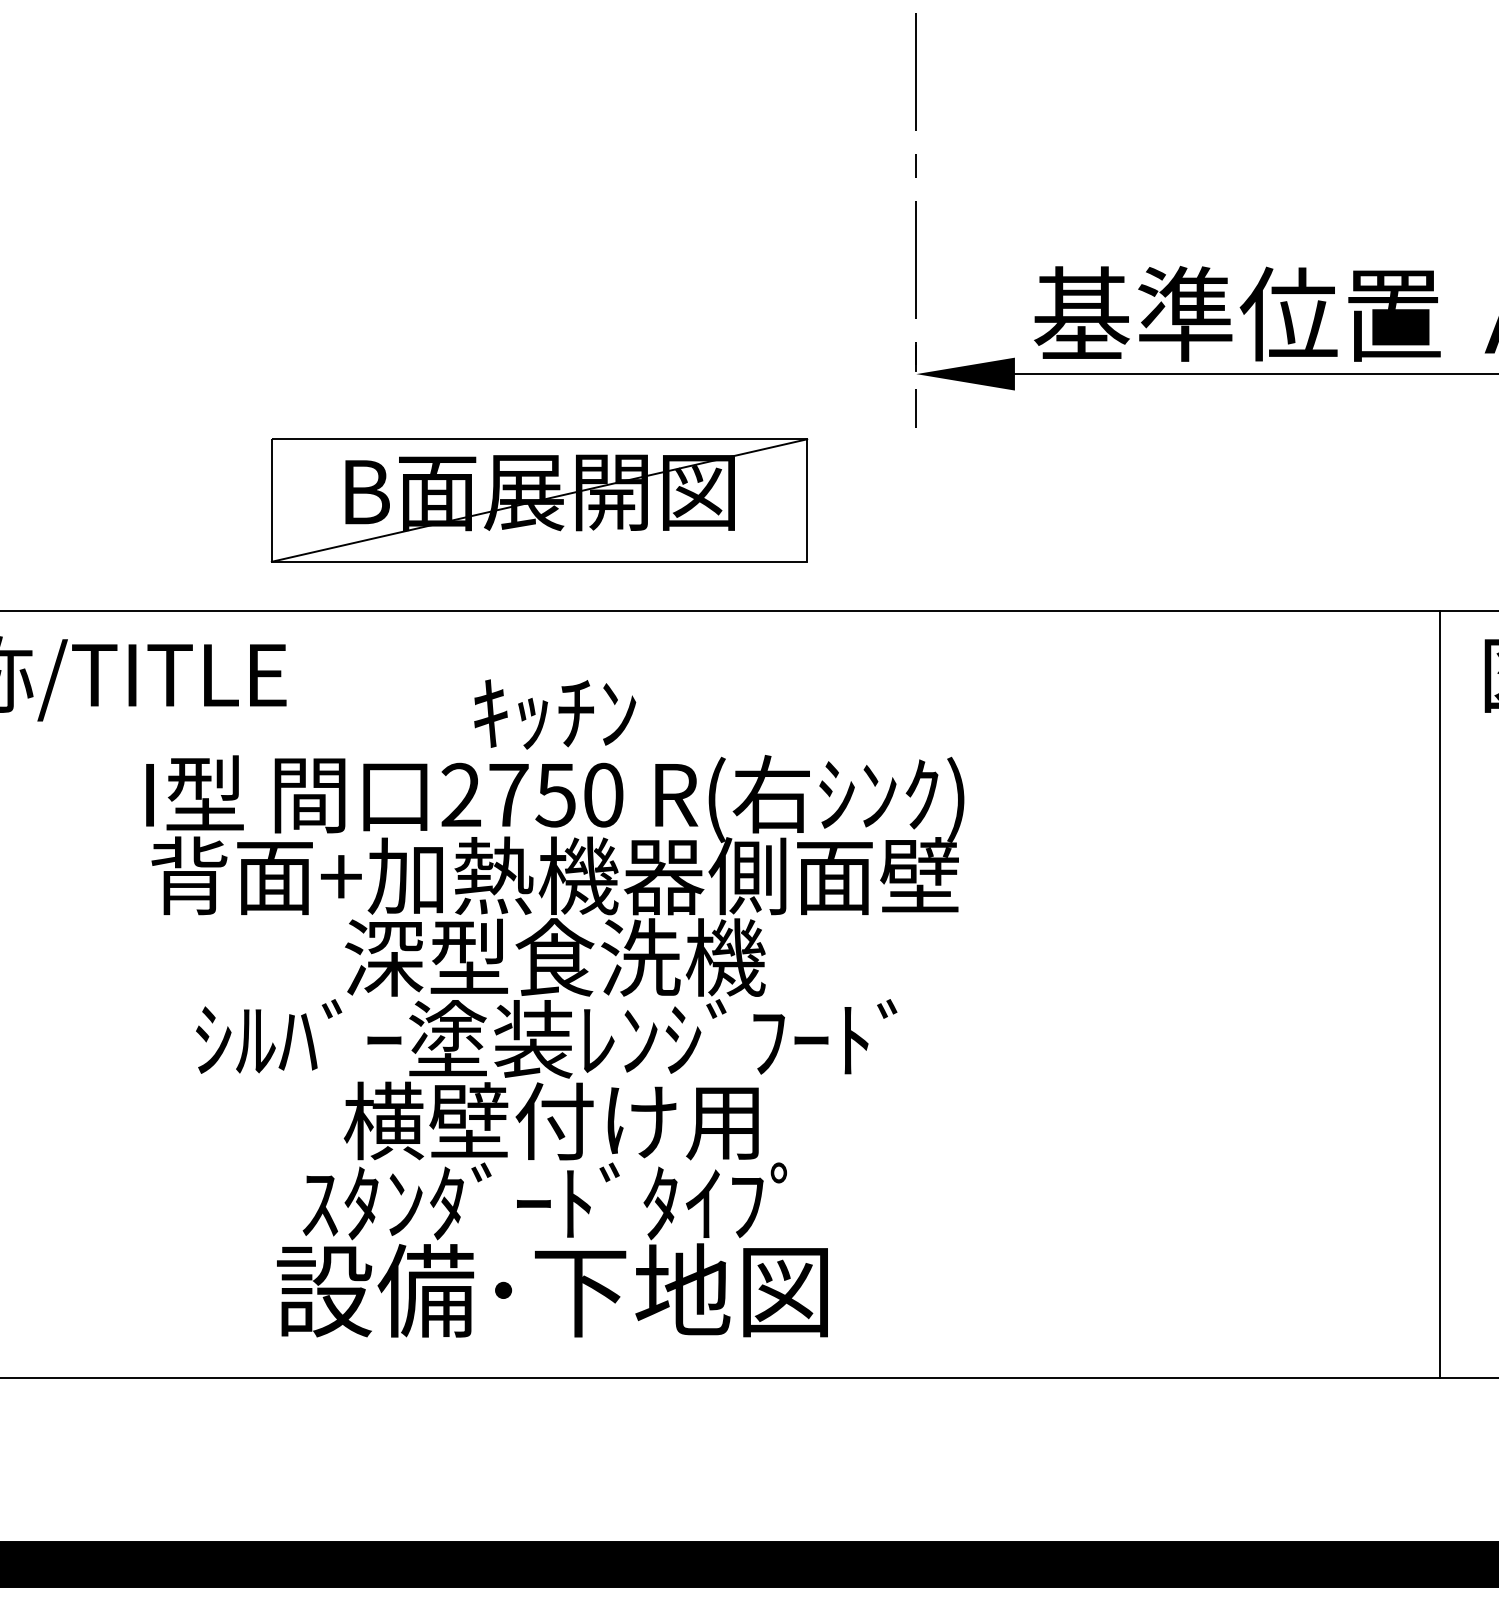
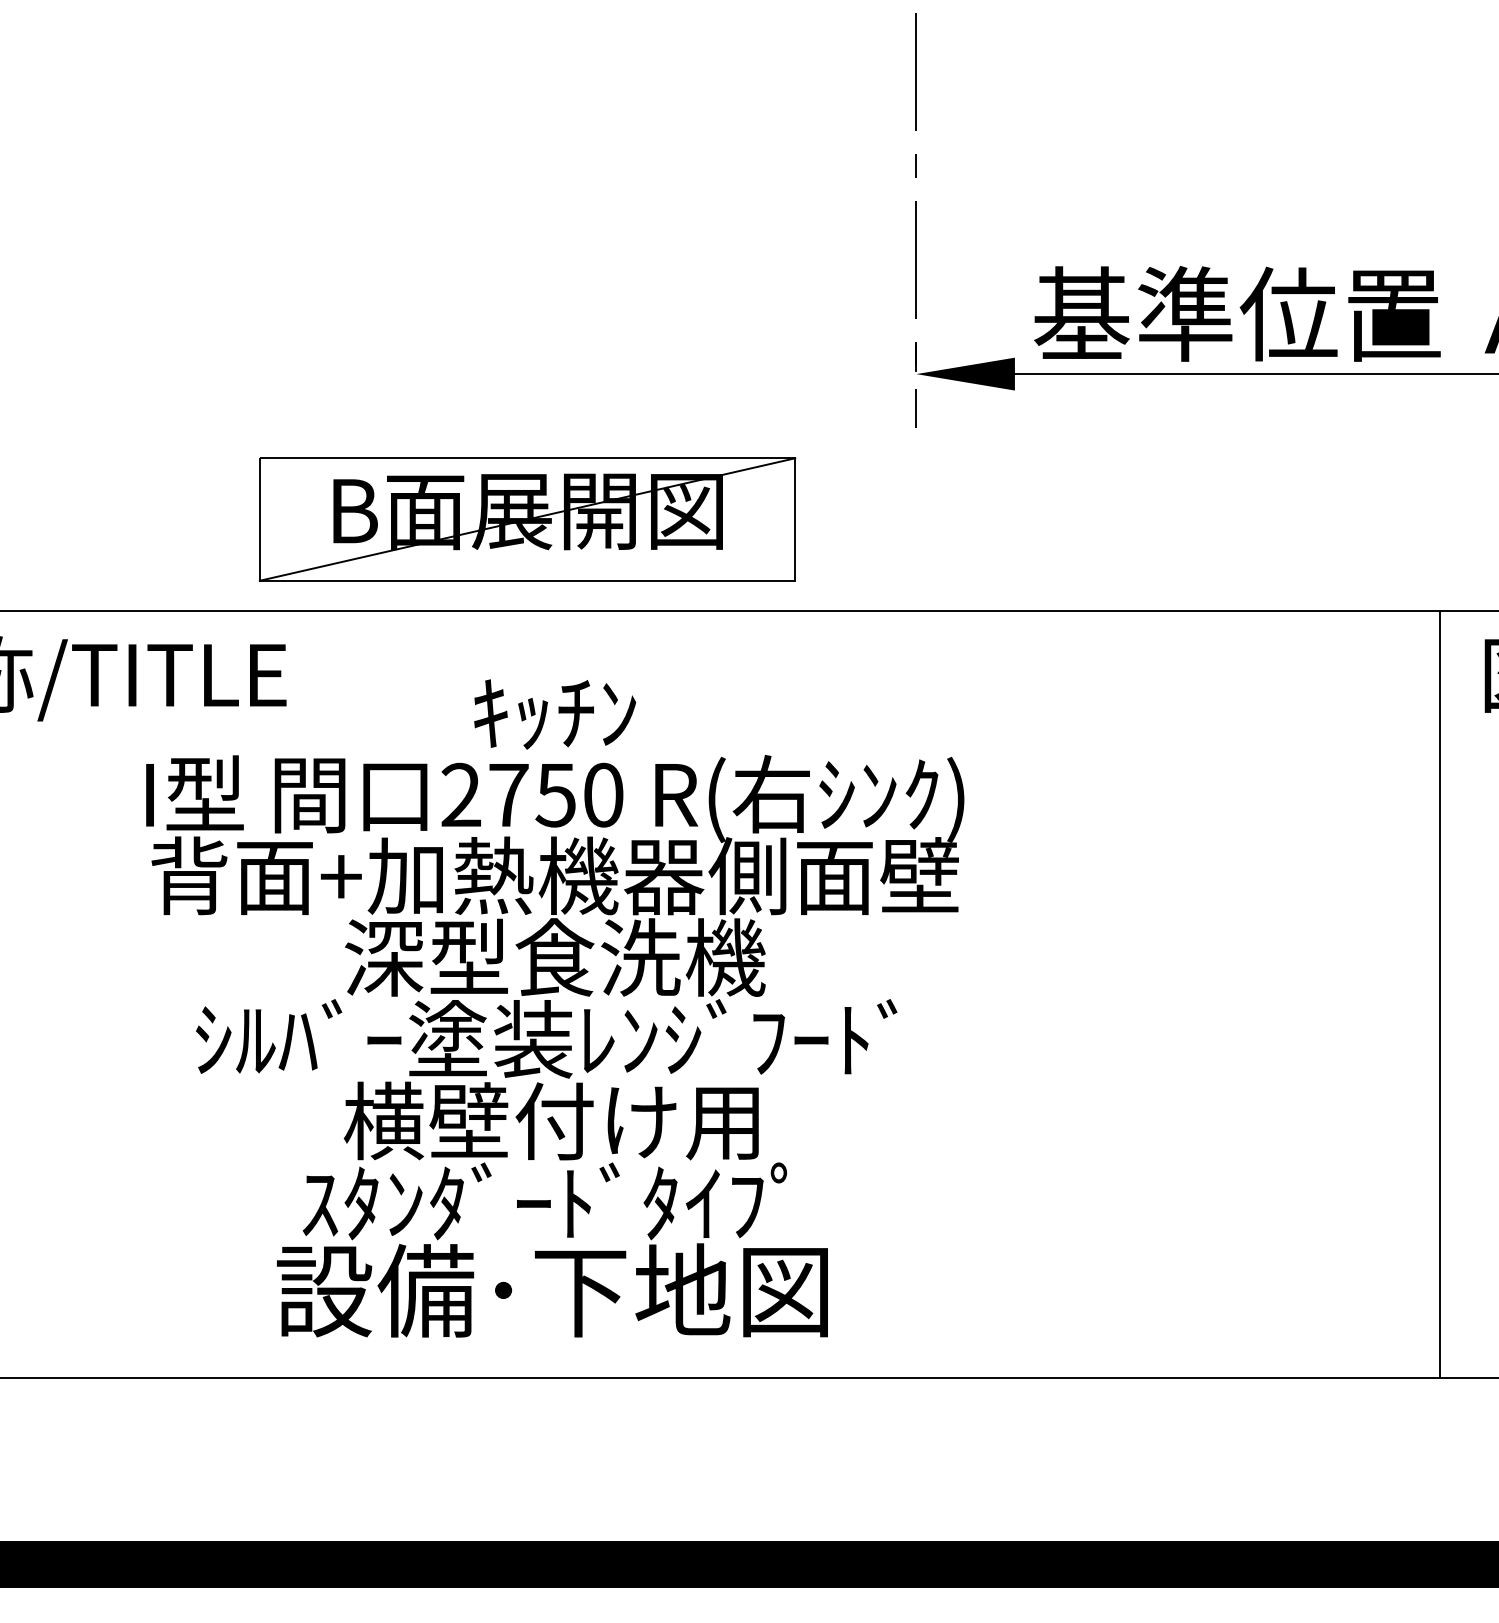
part position: (539, 500) -> (527, 519) (527, 519)
